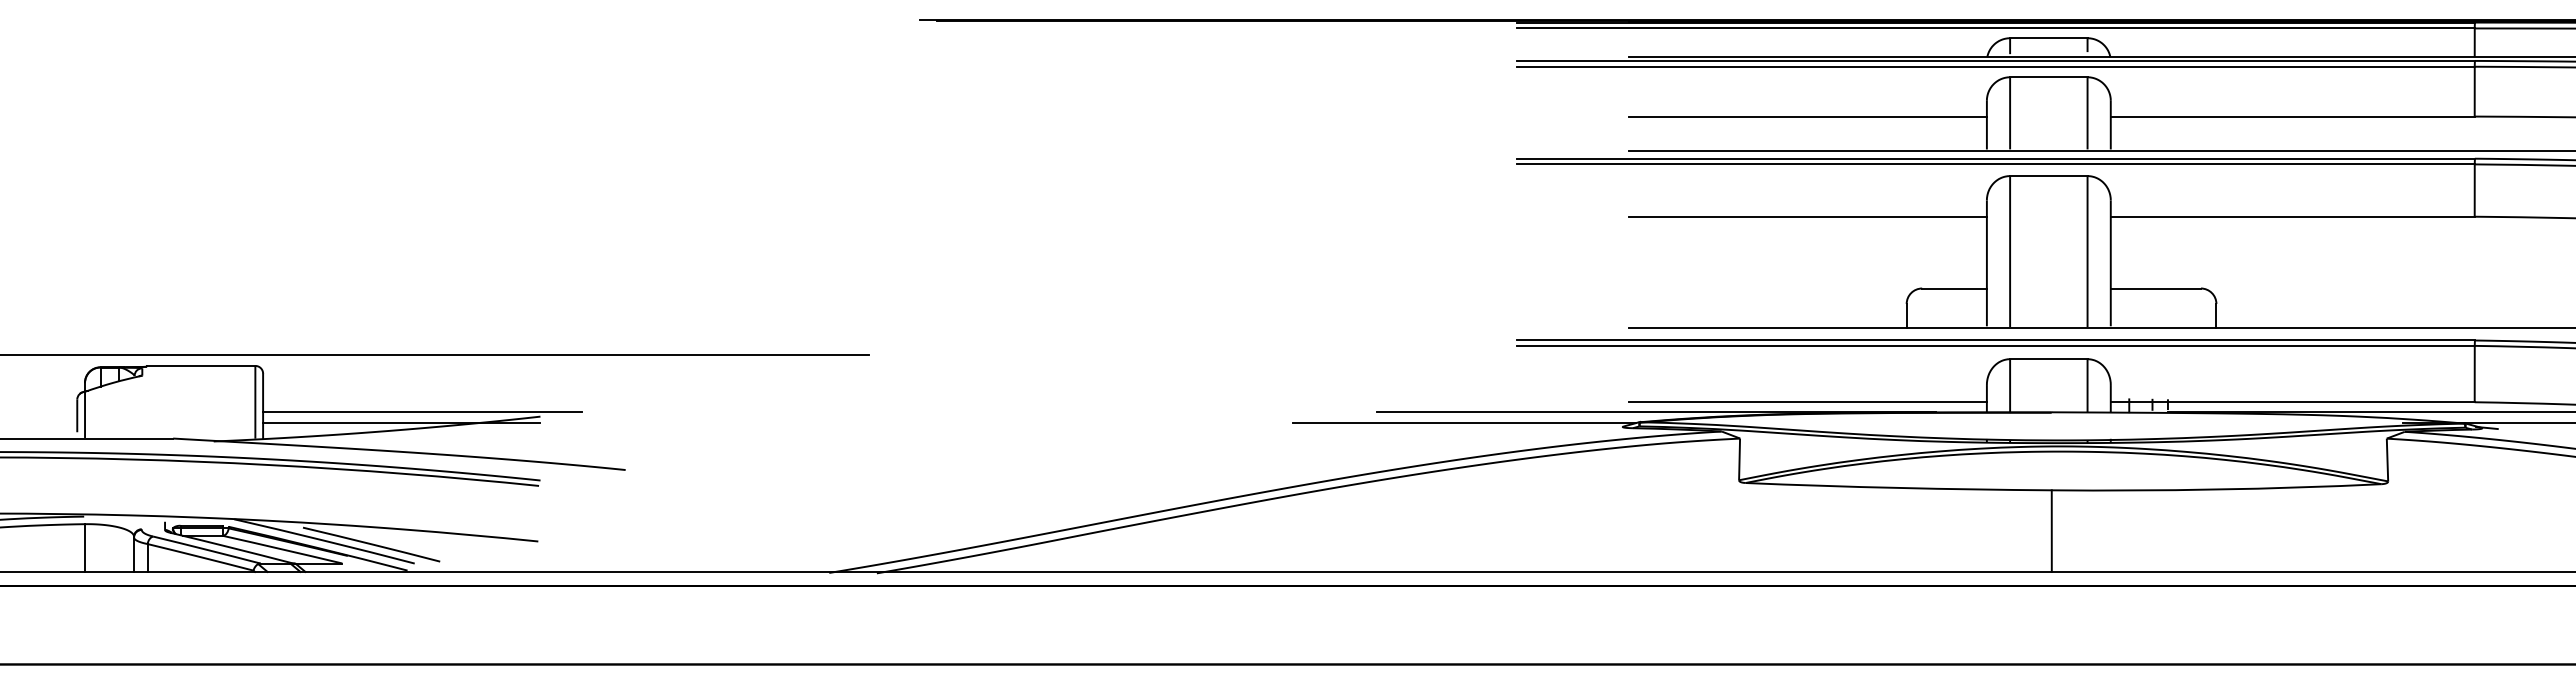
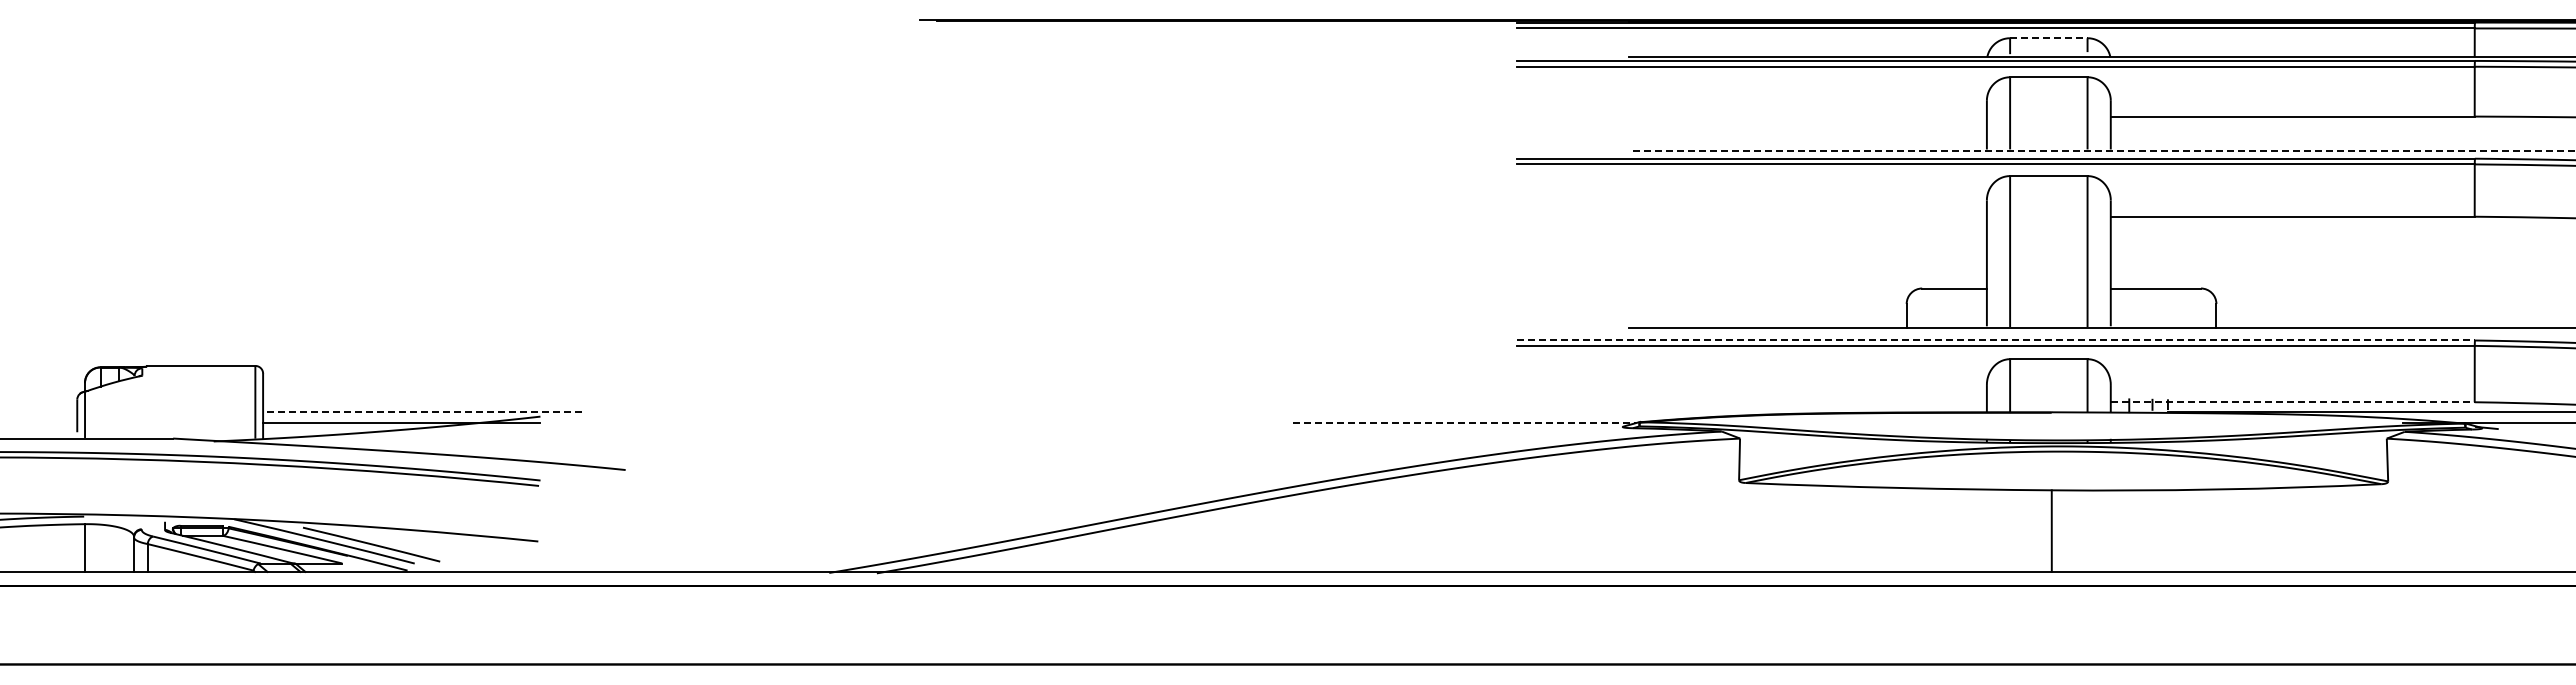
line: solid -> dashed (2048, 38)
line: present -> none (1807, 116)
line: solid -> dashed (2101, 150)
line: present -> none (1807, 216)
line: solid -> dashed (1996, 340)
line: present -> none (435, 355)
line: present -> none (1807, 402)
line: solid -> dashed (2292, 402)
line: solid -> dashed (422, 412)
line: present -> none (1656, 412)
line: solid -> dashed (1464, 423)
